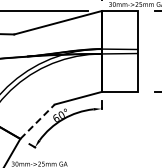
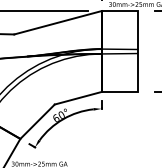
line: dashed -> solid (37, 121)
